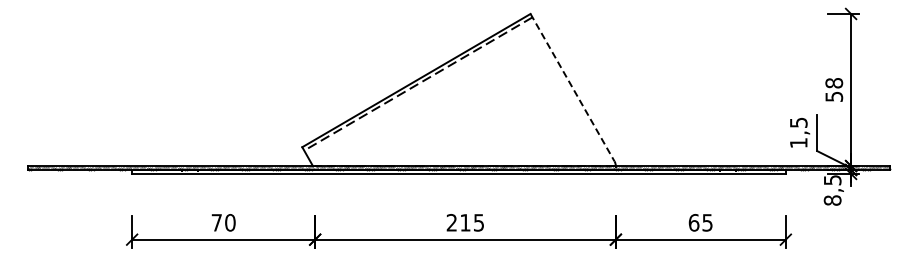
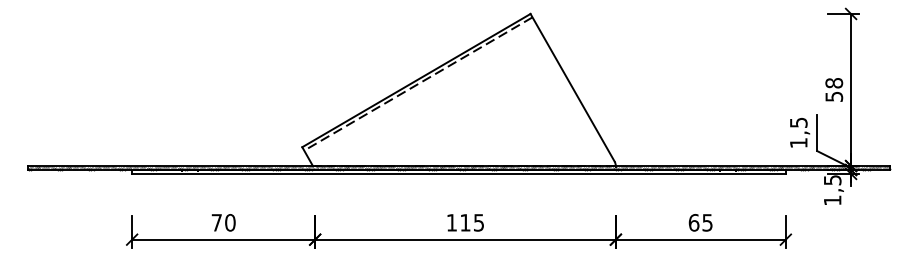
line: dashed -> solid (572, 87)
text: 8,5 -> 1,5 (832, 200)
text: 215 -> 115 (451, 222)
